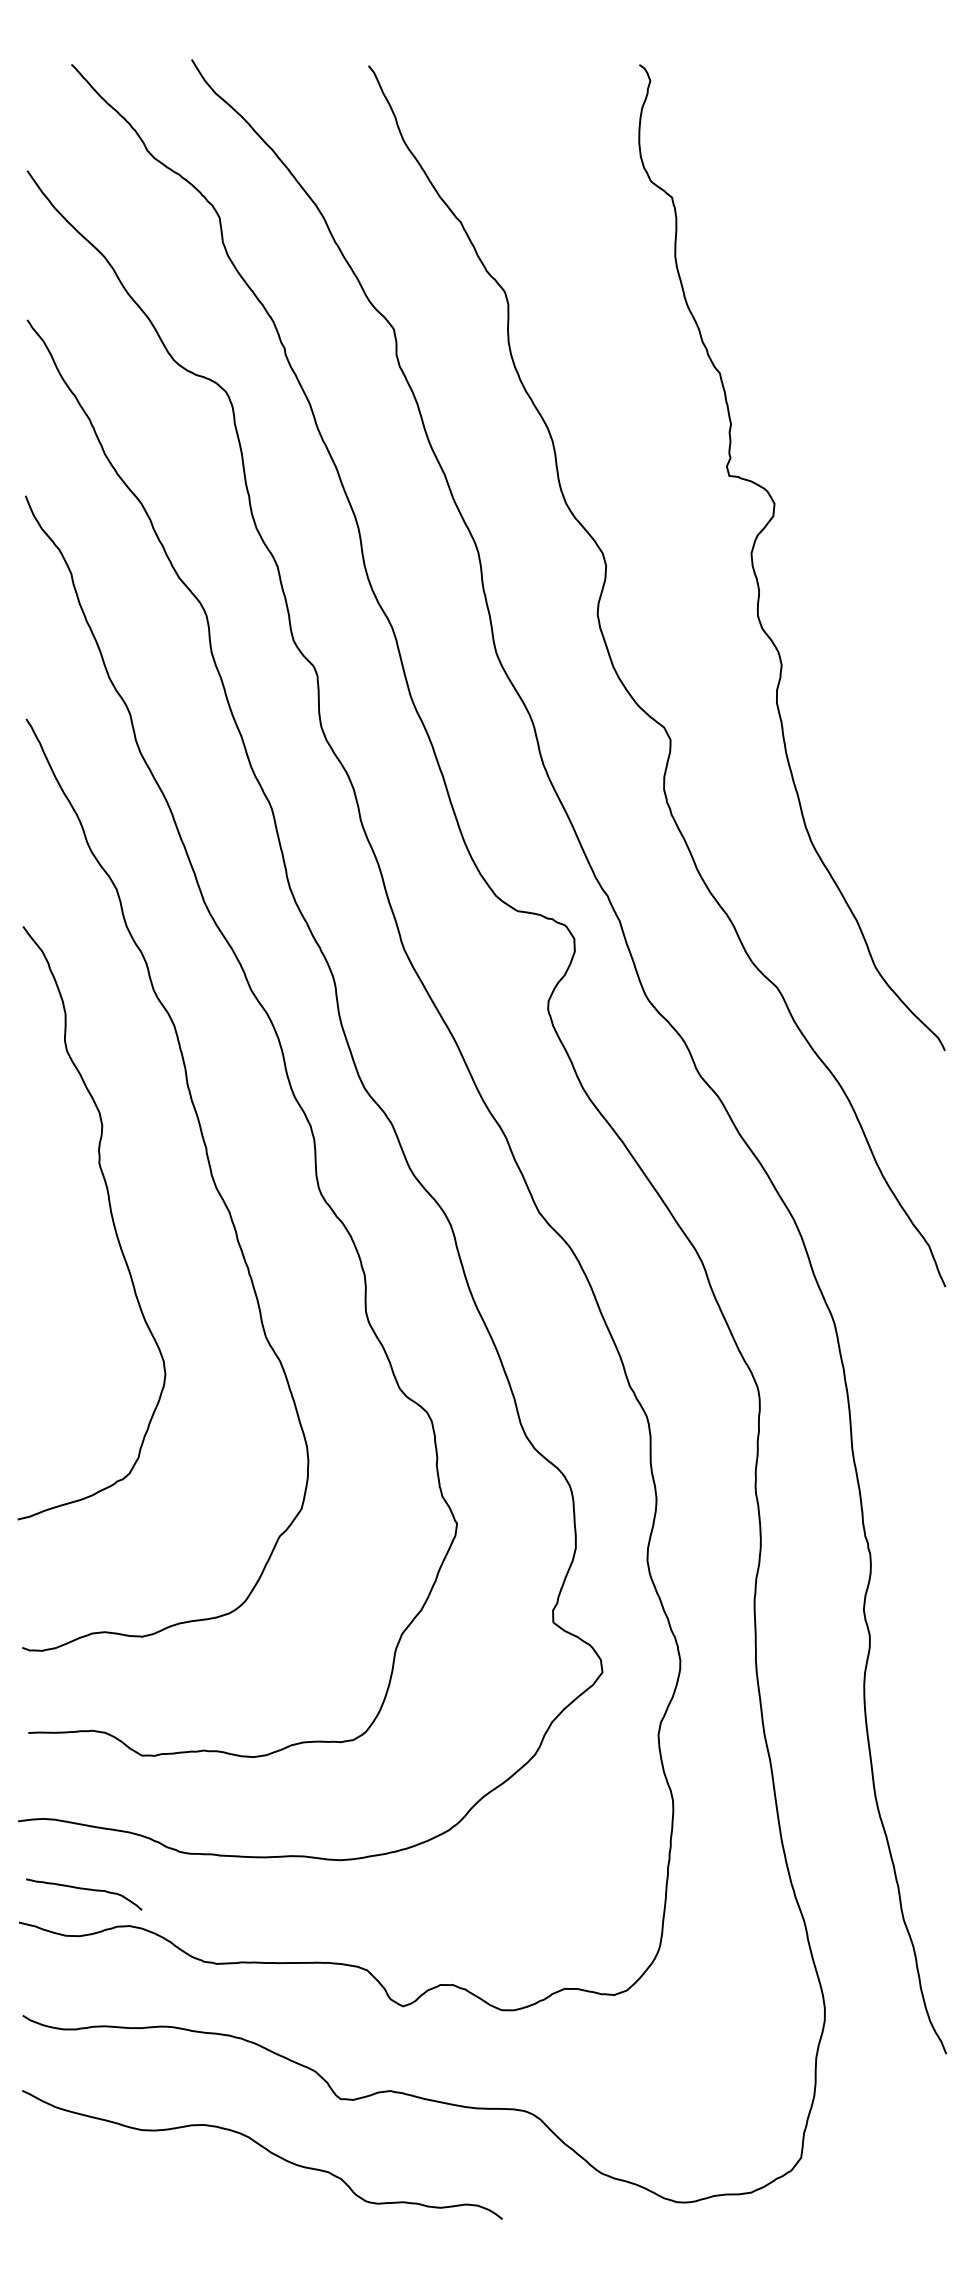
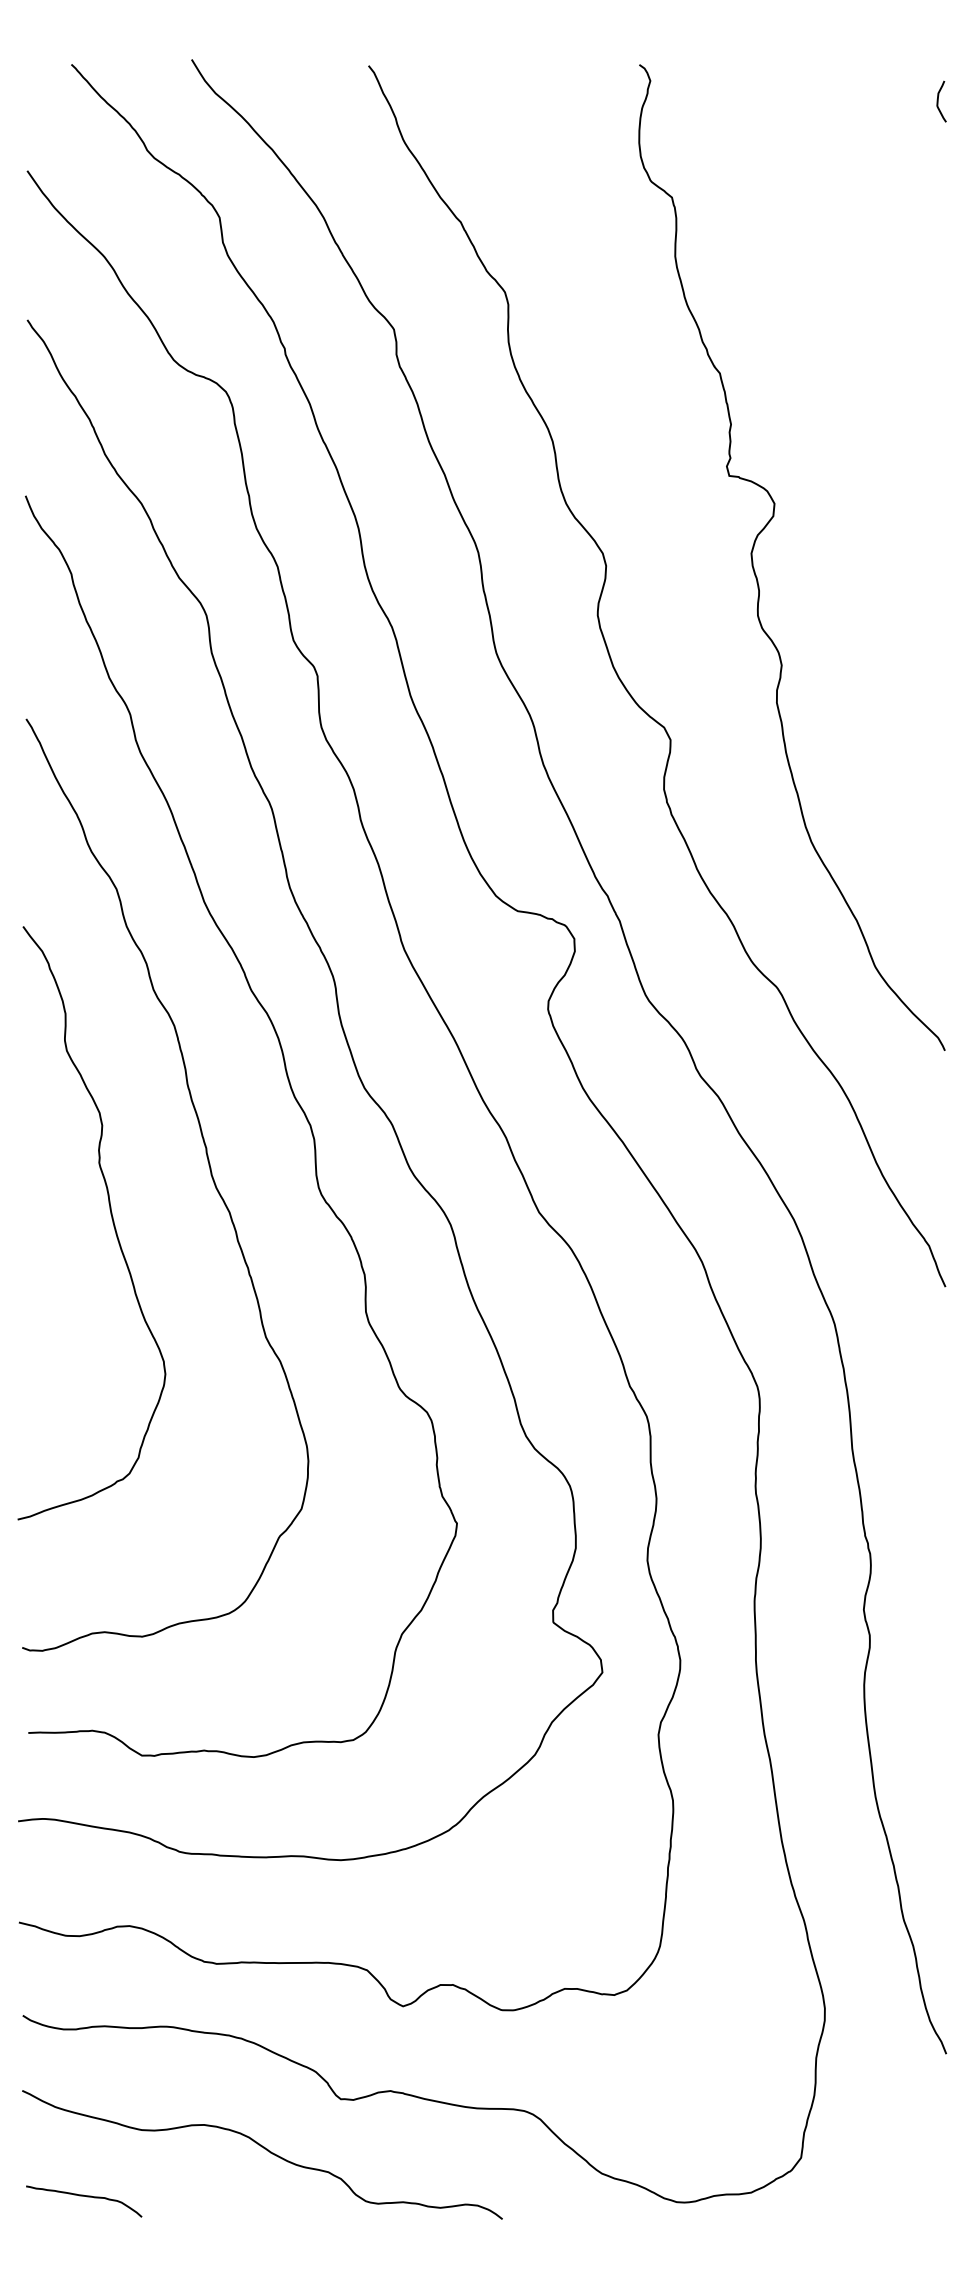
curve: none -> present (938, 101)
curve position: (84, 1889) -> (84, 2196) (84, 2196)
